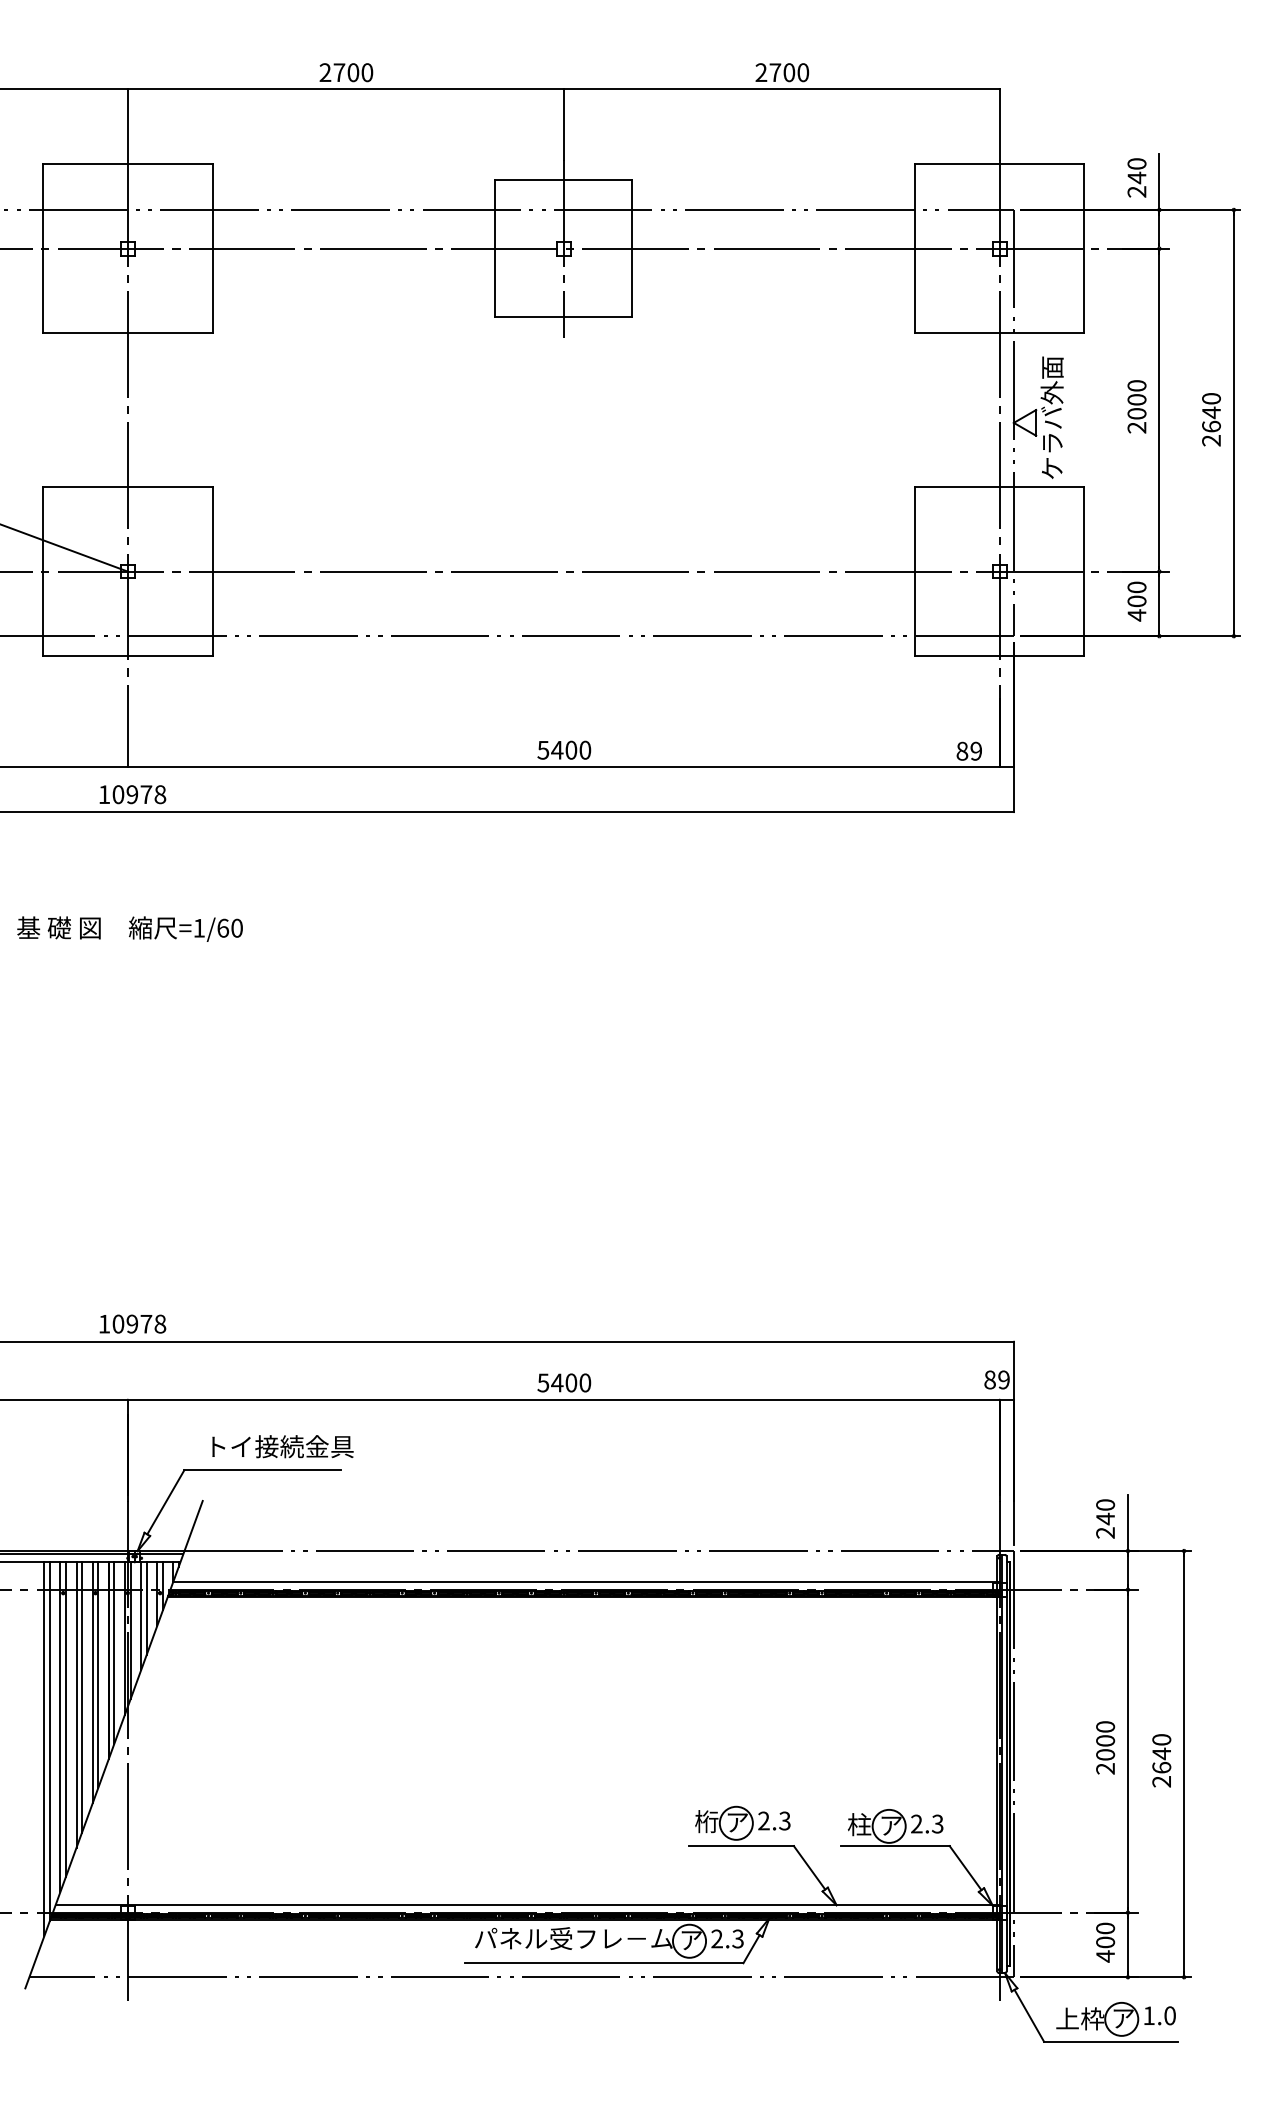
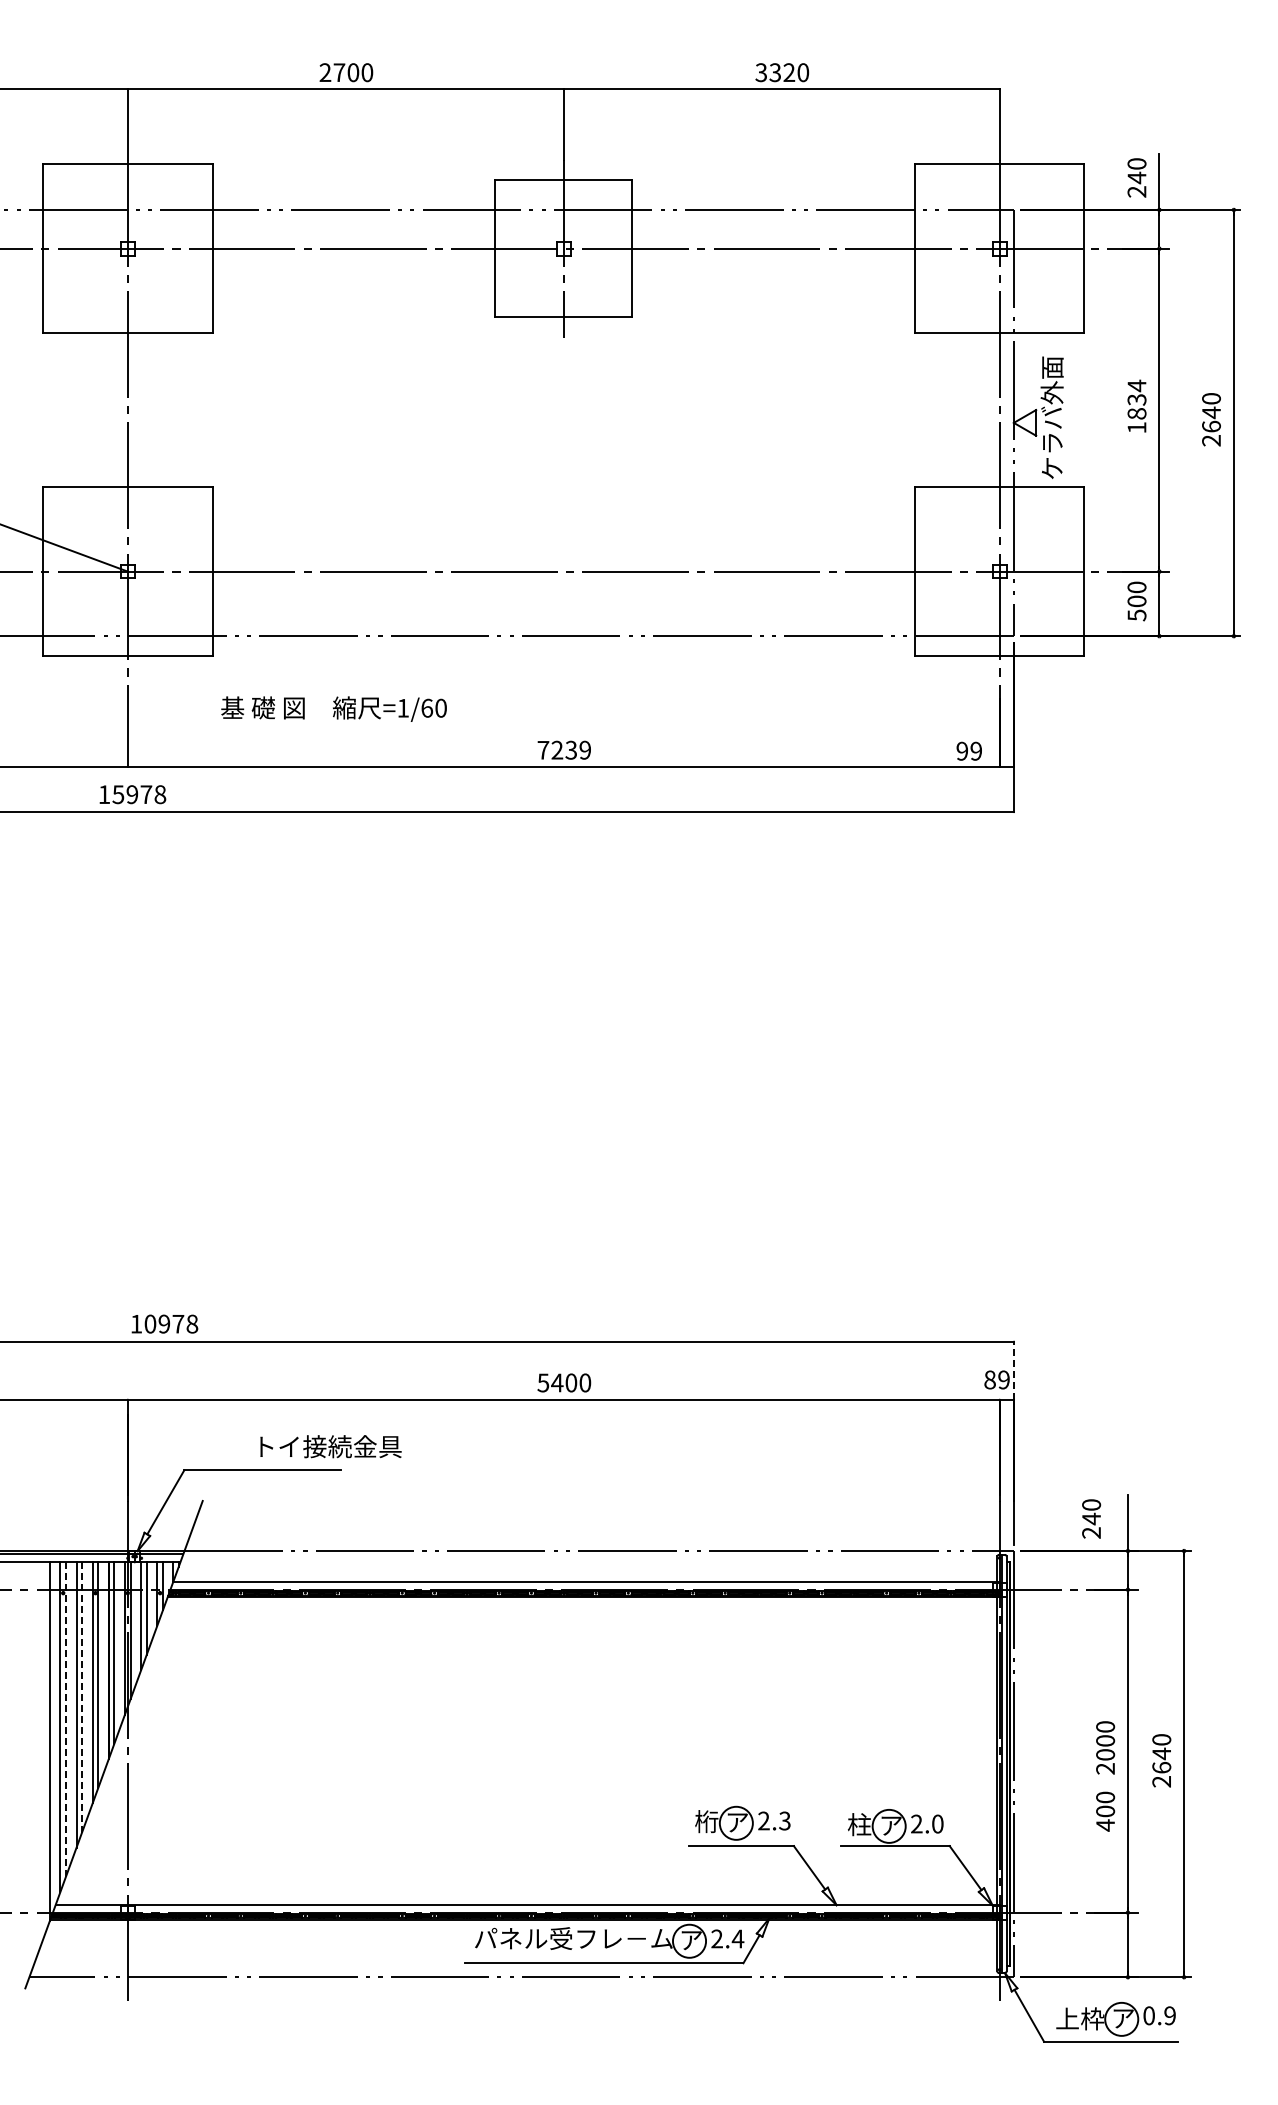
text: 2700 -> 3320 (775, 72)
text: 2000 -> 1834 (1136, 406)
text: 400 -> 500 (1136, 615)
text: 5400 -> 7239 (564, 749)
text: 89 -> 99 (962, 750)
text: 10978 -> 15978 (118, 794)
text position: (129, 928) -> (333, 708) (333, 708)
text position: (132, 1323) -> (164, 1323) (164, 1323)
line: solid -> dashed (1014, 1370)
text position: (282, 1446) -> (330, 1446) (330, 1446)
text position: (1105, 1518) -> (1091, 1518) (1091, 1518)
line: solid -> dashed (82, 1697)
line: solid -> dashed (66, 1718)
line: present -> none (44, 1749)
text: 2.3 -> 2.0 (937, 1823)
text: 2.3 -> 2.4 (737, 1938)
text position: (1105, 1942) -> (1105, 1811) (1105, 1811)
text: 1.0 -> 0.9 (1159, 2015)
